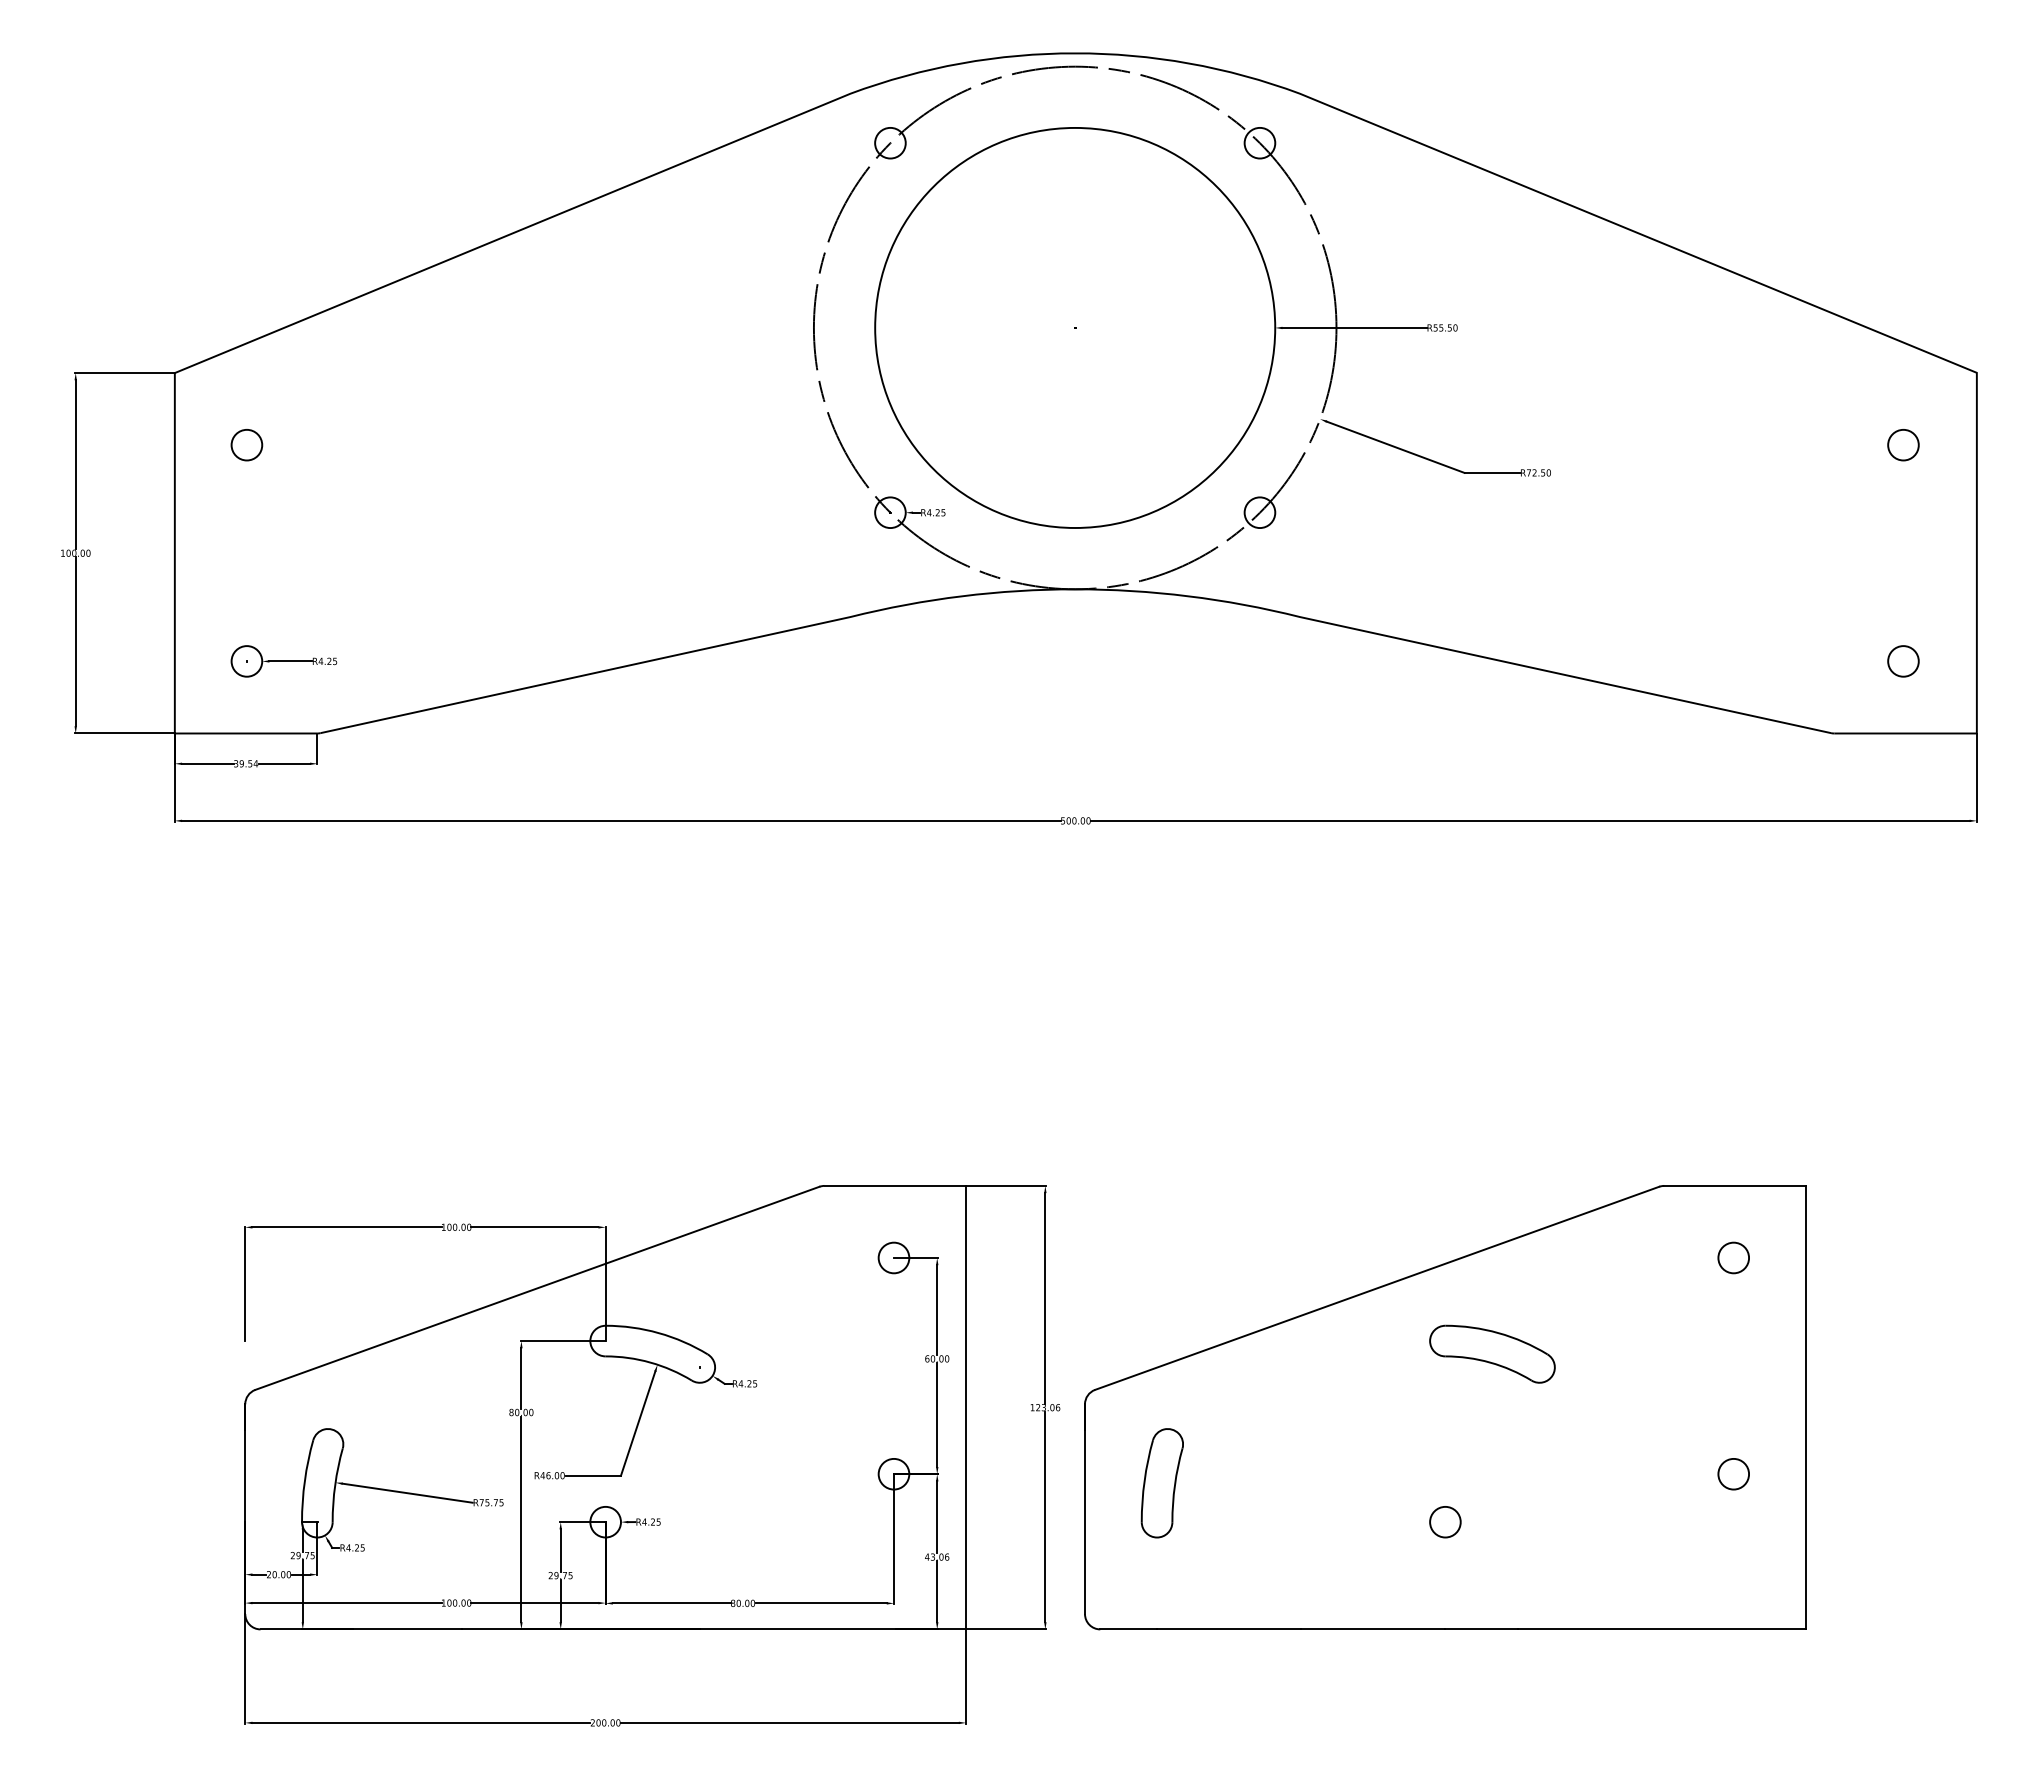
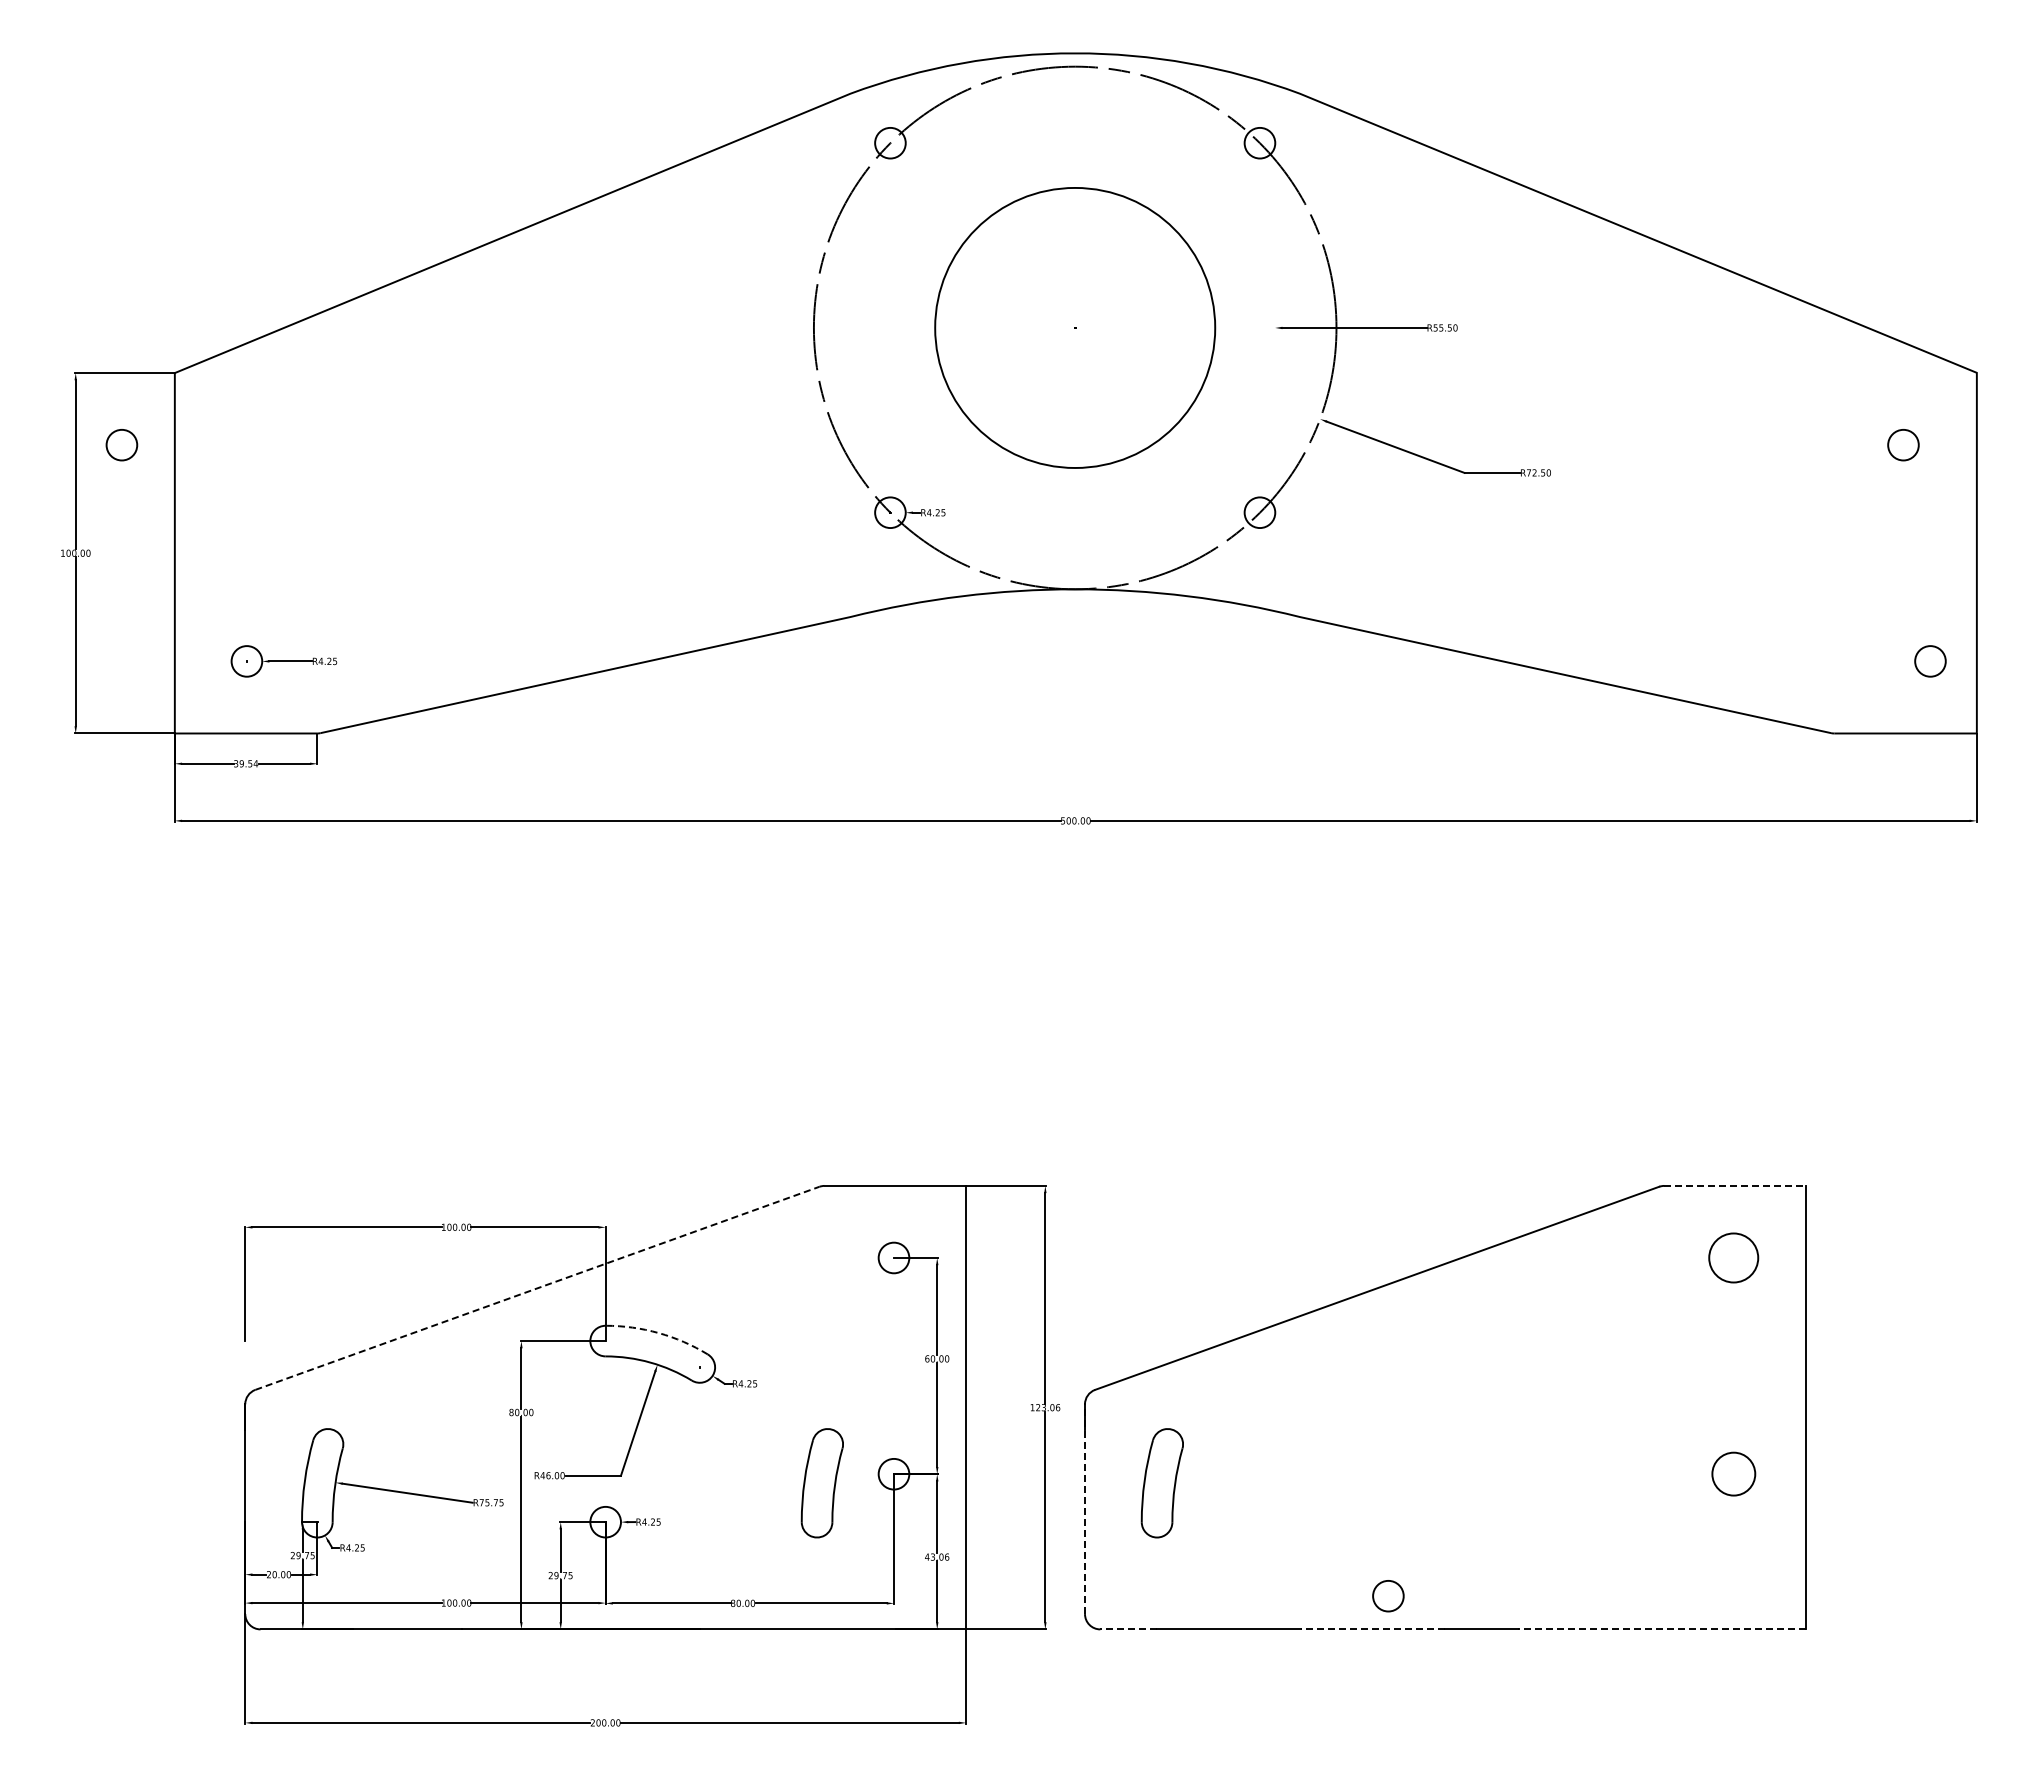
circle diameter: 400 px -> 280 px (1075, 327)
circle position: (246, 445) -> (121, 445) (121, 445)
circle position: (1903, 661) -> (1930, 661) (1930, 661)
line: solid -> dashed (1735, 1185)
circle diameter: 31 px -> 49 px (1733, 1257)
line: solid -> dashed (537, 1288)
arc: solid -> dashed (658, 1333)
part: present -> none (1492, 1353)
circle size: 33x33 px -> 46x46 px (1733, 1473)
part: none -> present (821, 1483)
line: solid -> dashed (1085, 1509)
circle position: (1445, 1522) -> (1388, 1596) (1388, 1596)
line: solid -> dashed (1128, 1629)
line: solid -> dashed (1372, 1629)
line: solid -> dashed (1661, 1629)
